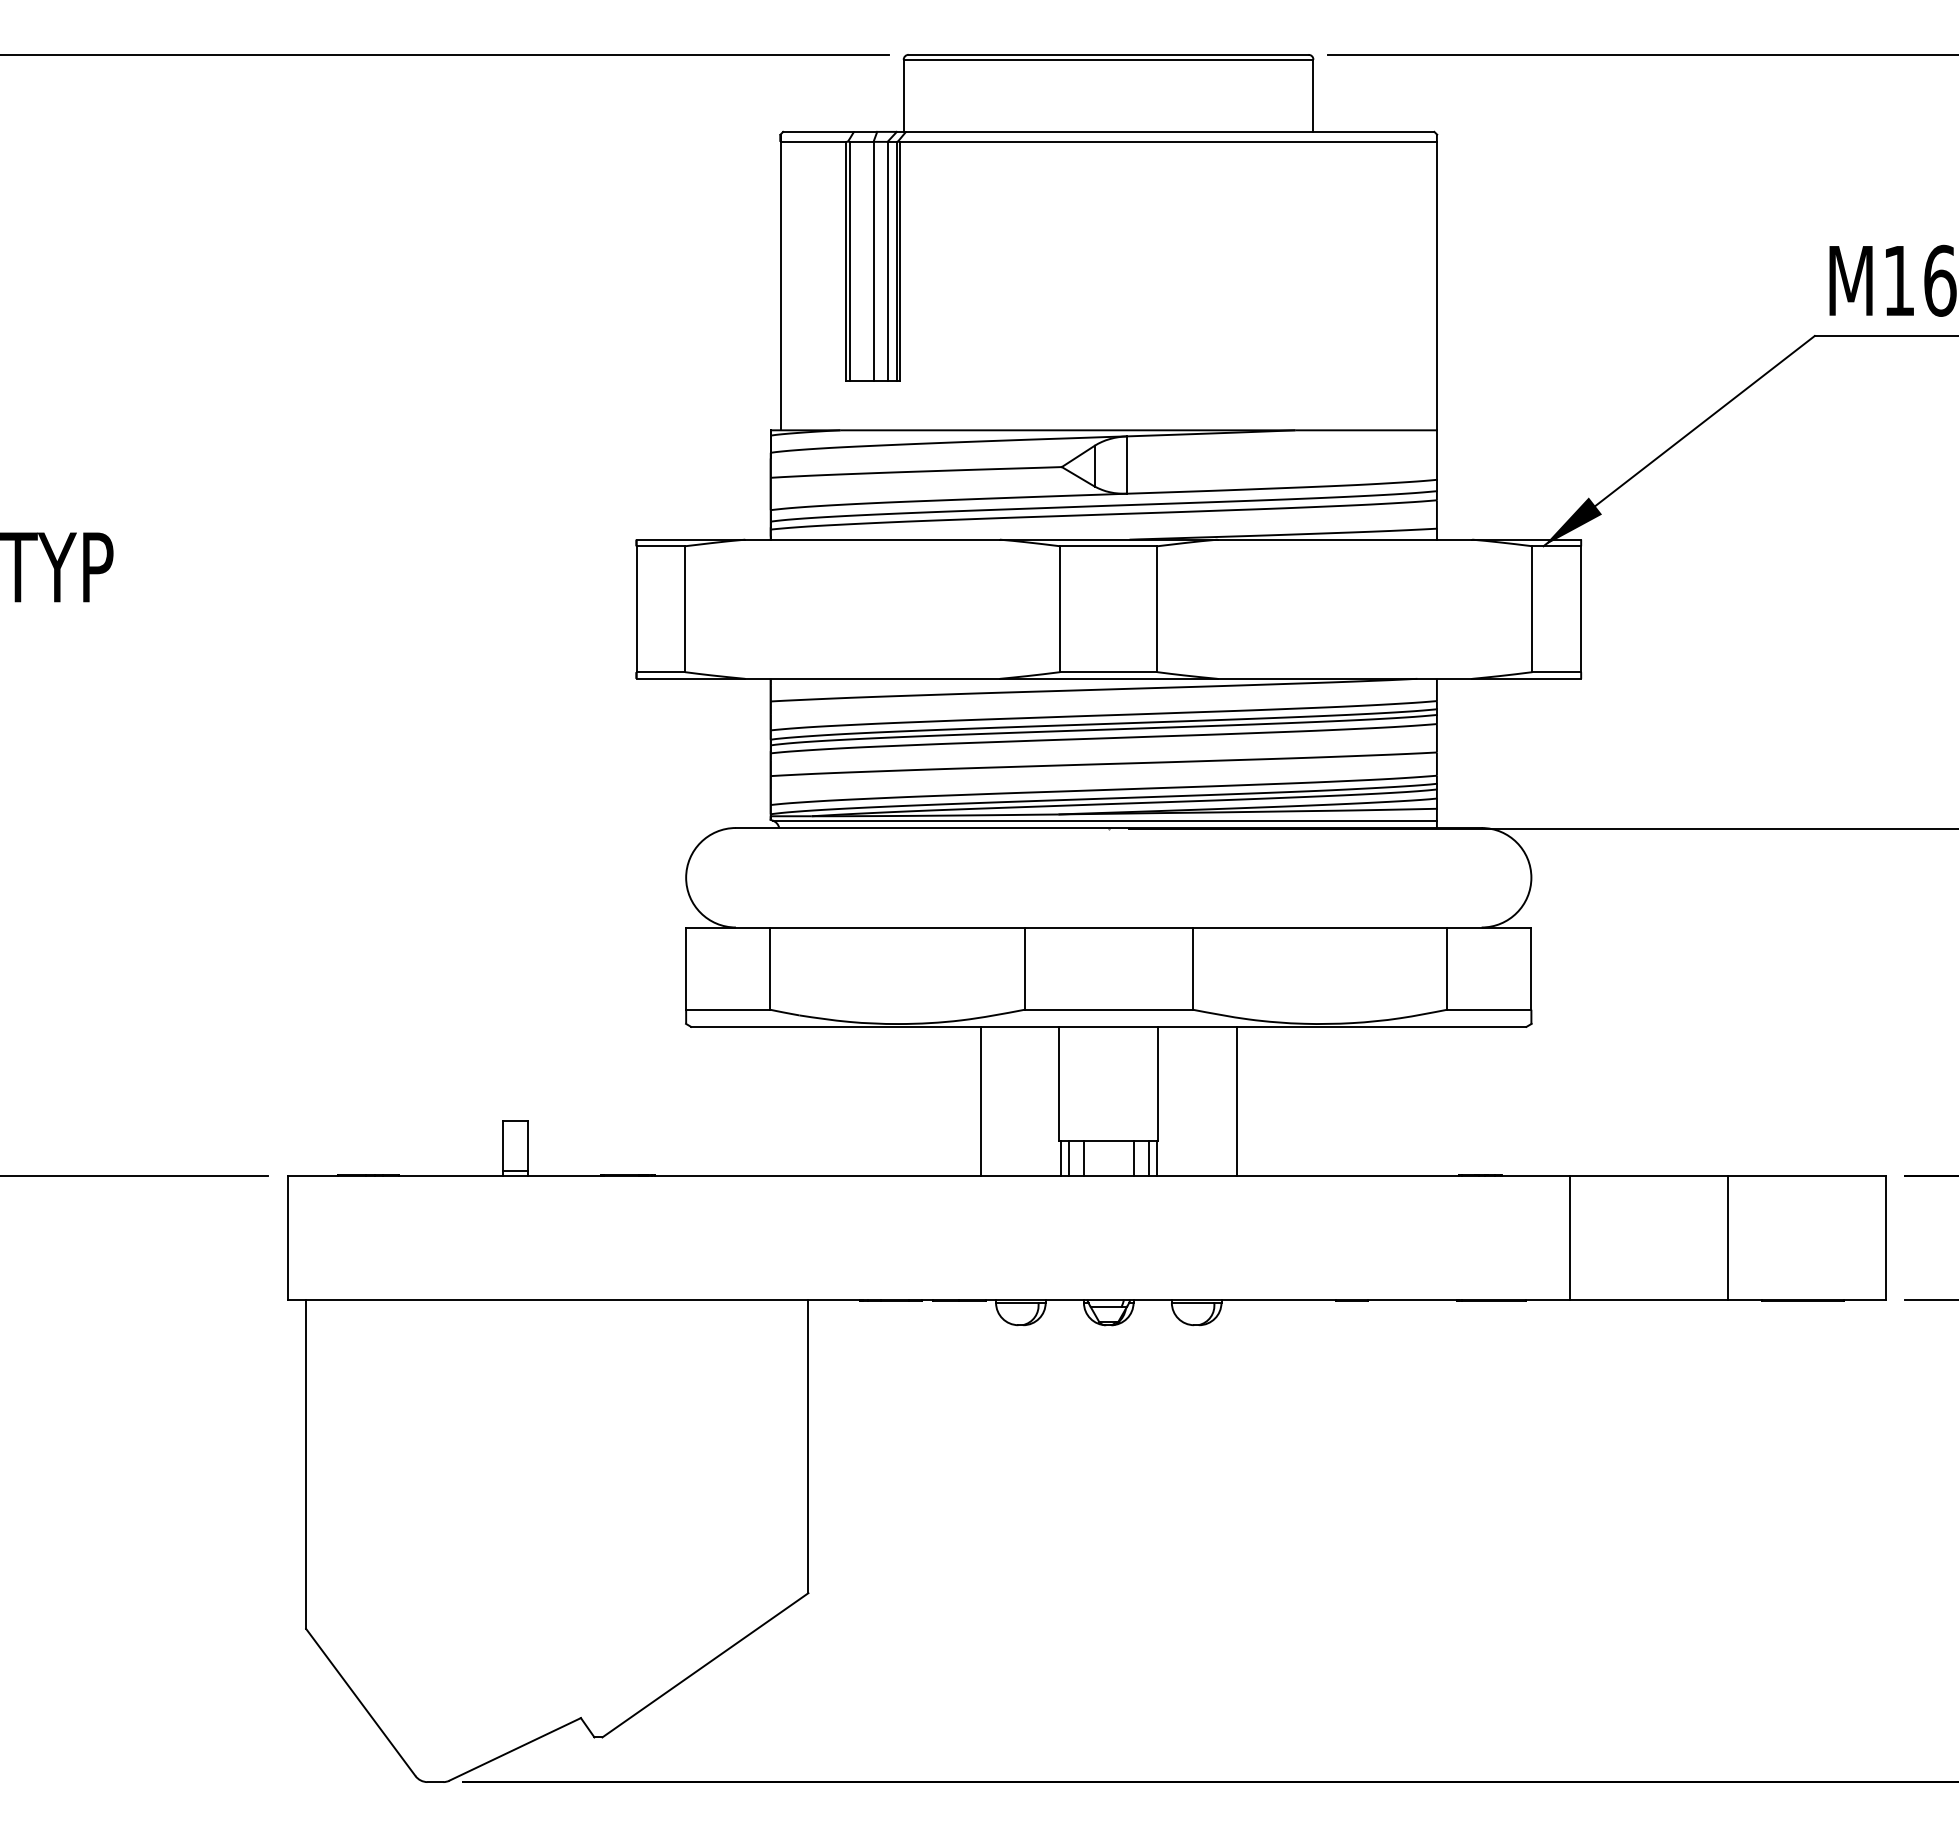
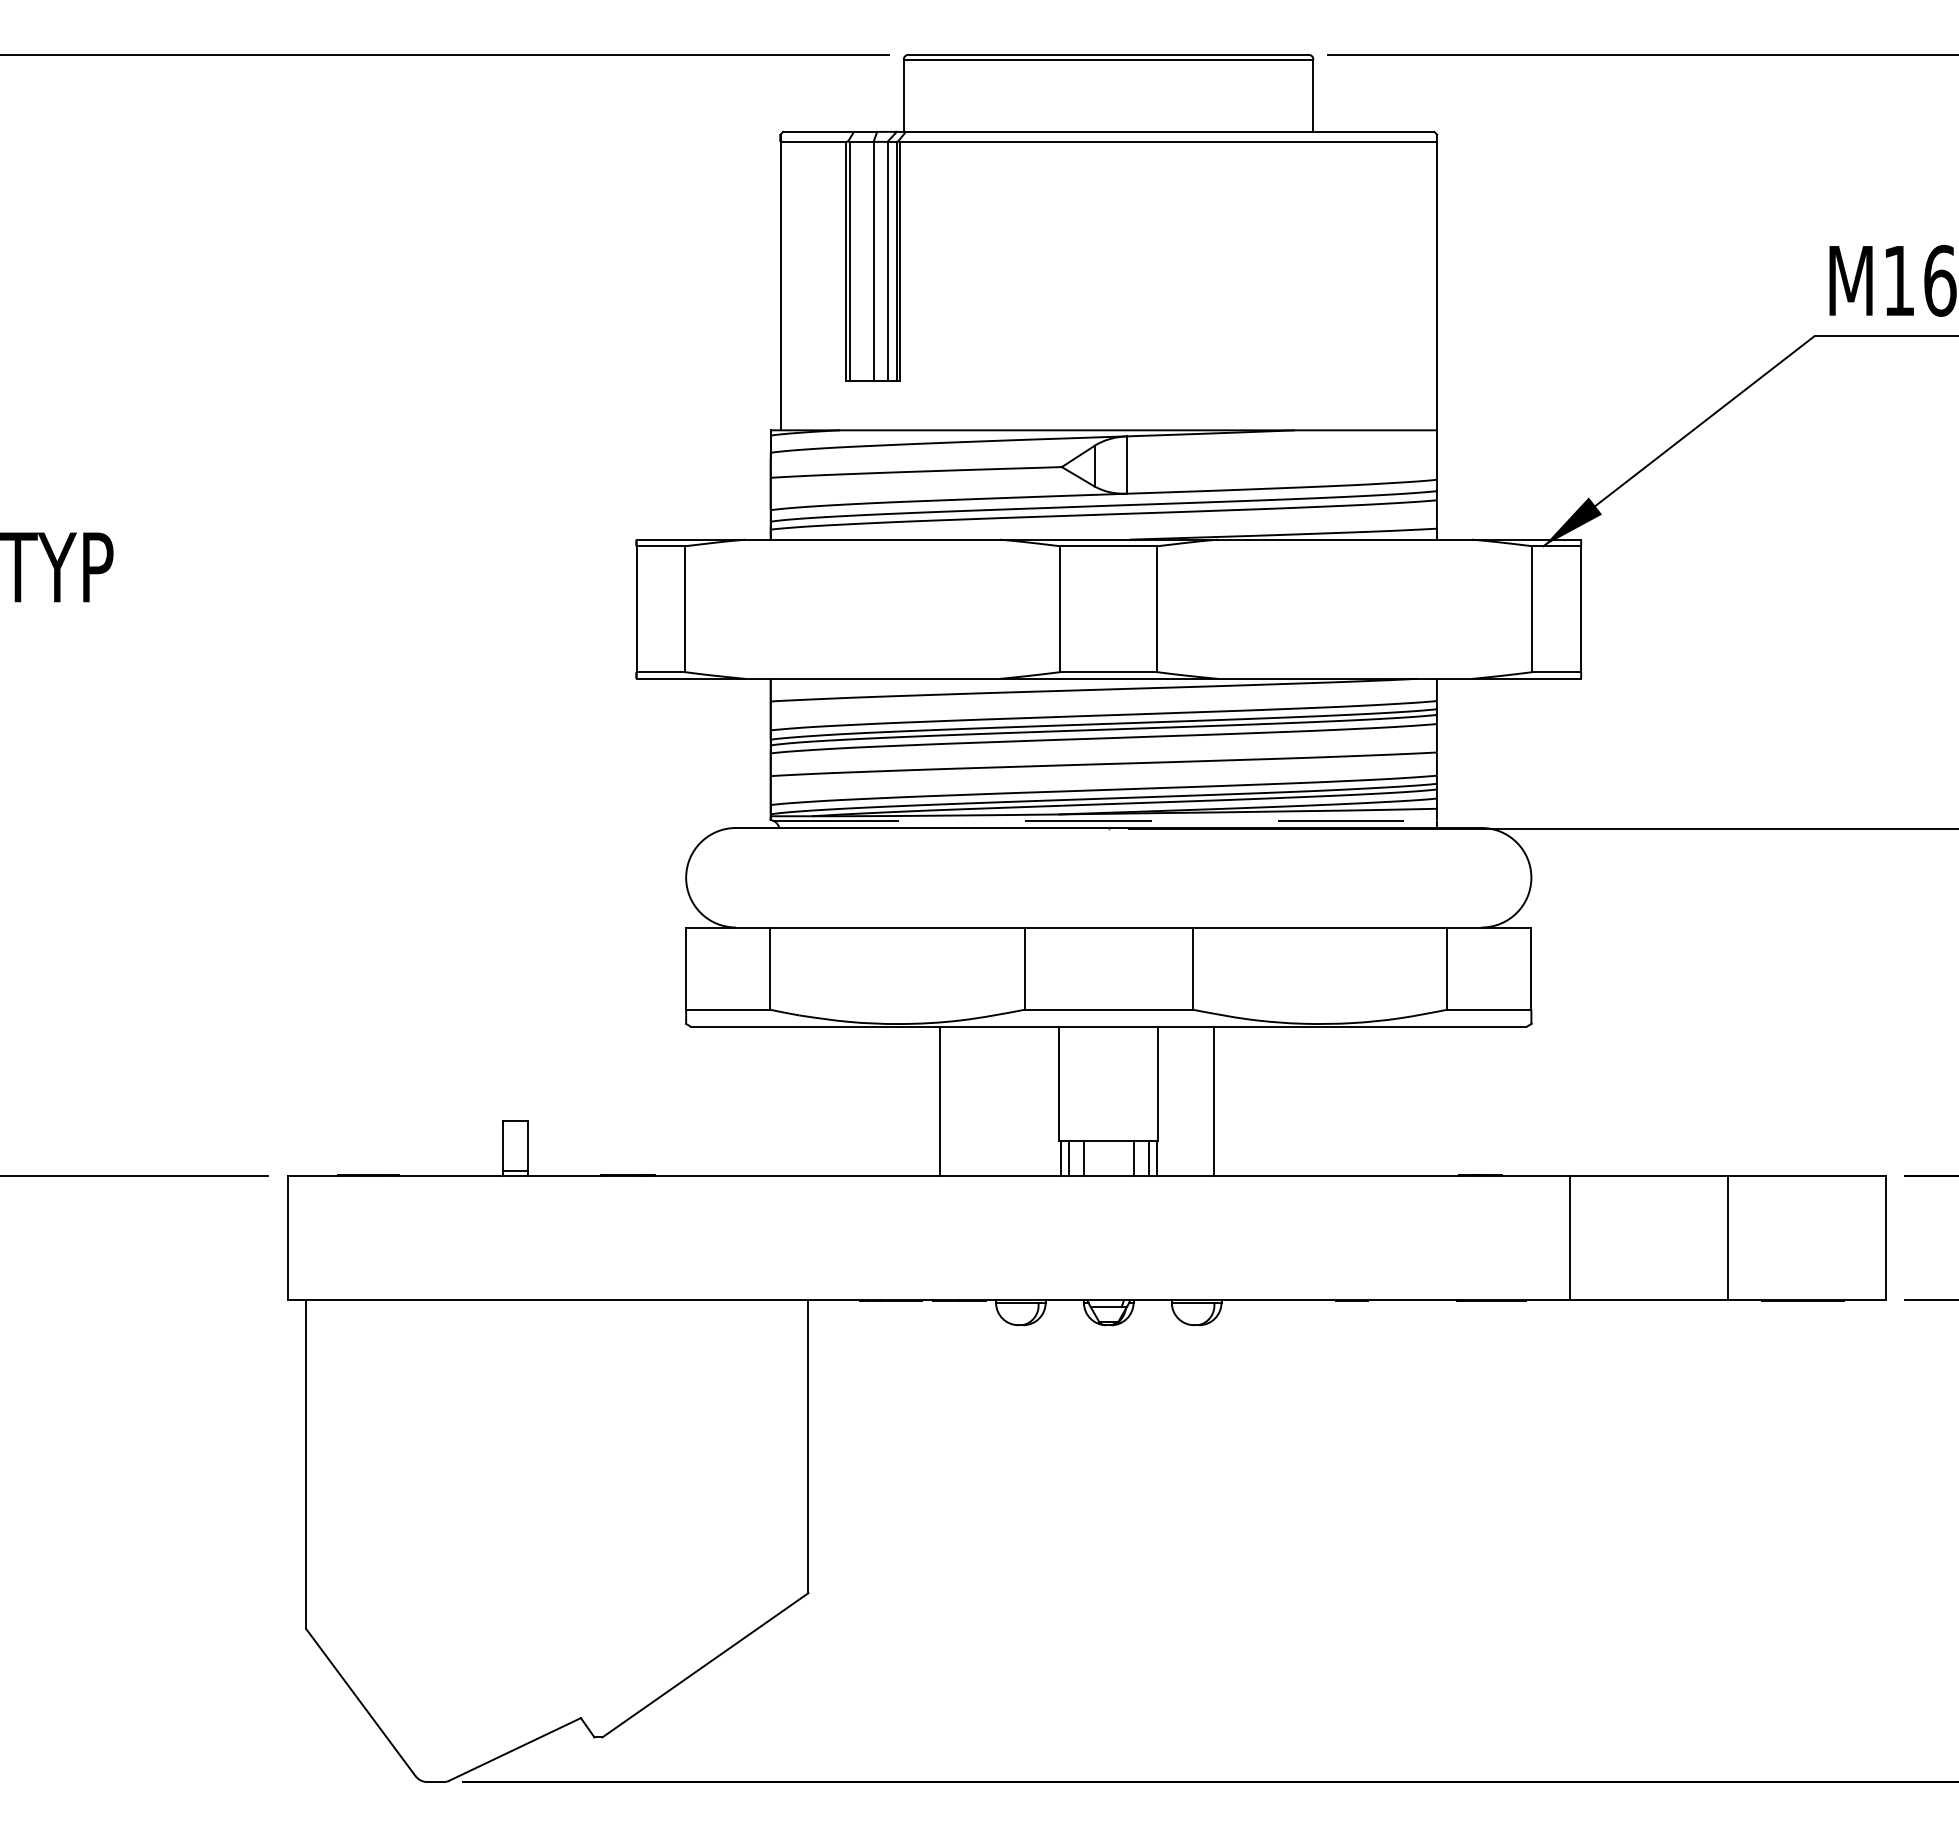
line: solid -> dashed (1105, 820)
line position: (981, 1101) -> (940, 1101) (940, 1101)
line position: (1236, 1101) -> (1213, 1101) (1213, 1101)
